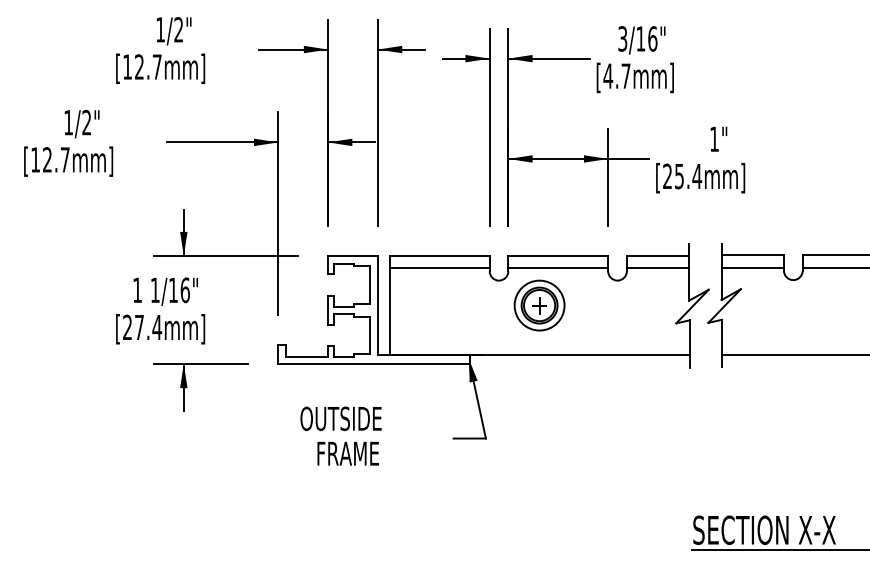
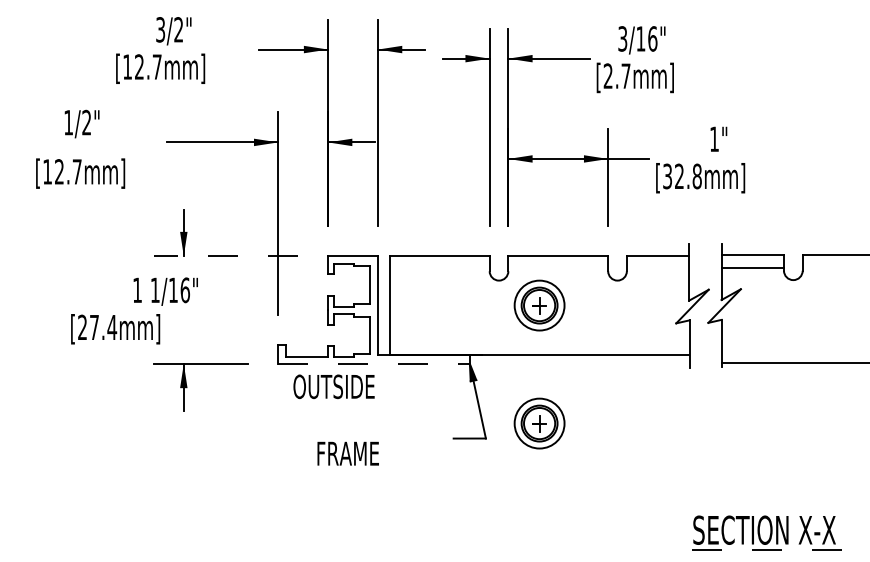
text: 1/2" -> 3/2" (160, 29)
text: [4.7mm] -> [2.7mm] (608, 75)
text position: (68, 161) -> (80, 173) (80, 173)
text: [25.4mm] -> [32.8mm] (682, 176)
line: solid -> dashed (225, 256)
line: present -> none (834, 267)
line: present -> none (439, 268)
line: present -> none (558, 268)
line: present -> none (657, 268)
text position: (160, 329) -> (115, 329) (115, 329)
line position: (793, 355) -> (793, 363) (793, 363)
line: solid -> dashed (374, 363)
text position: (340, 418) -> (333, 386) (333, 386)
part: none -> present (539, 423)
line: solid -> dashed (780, 550)
